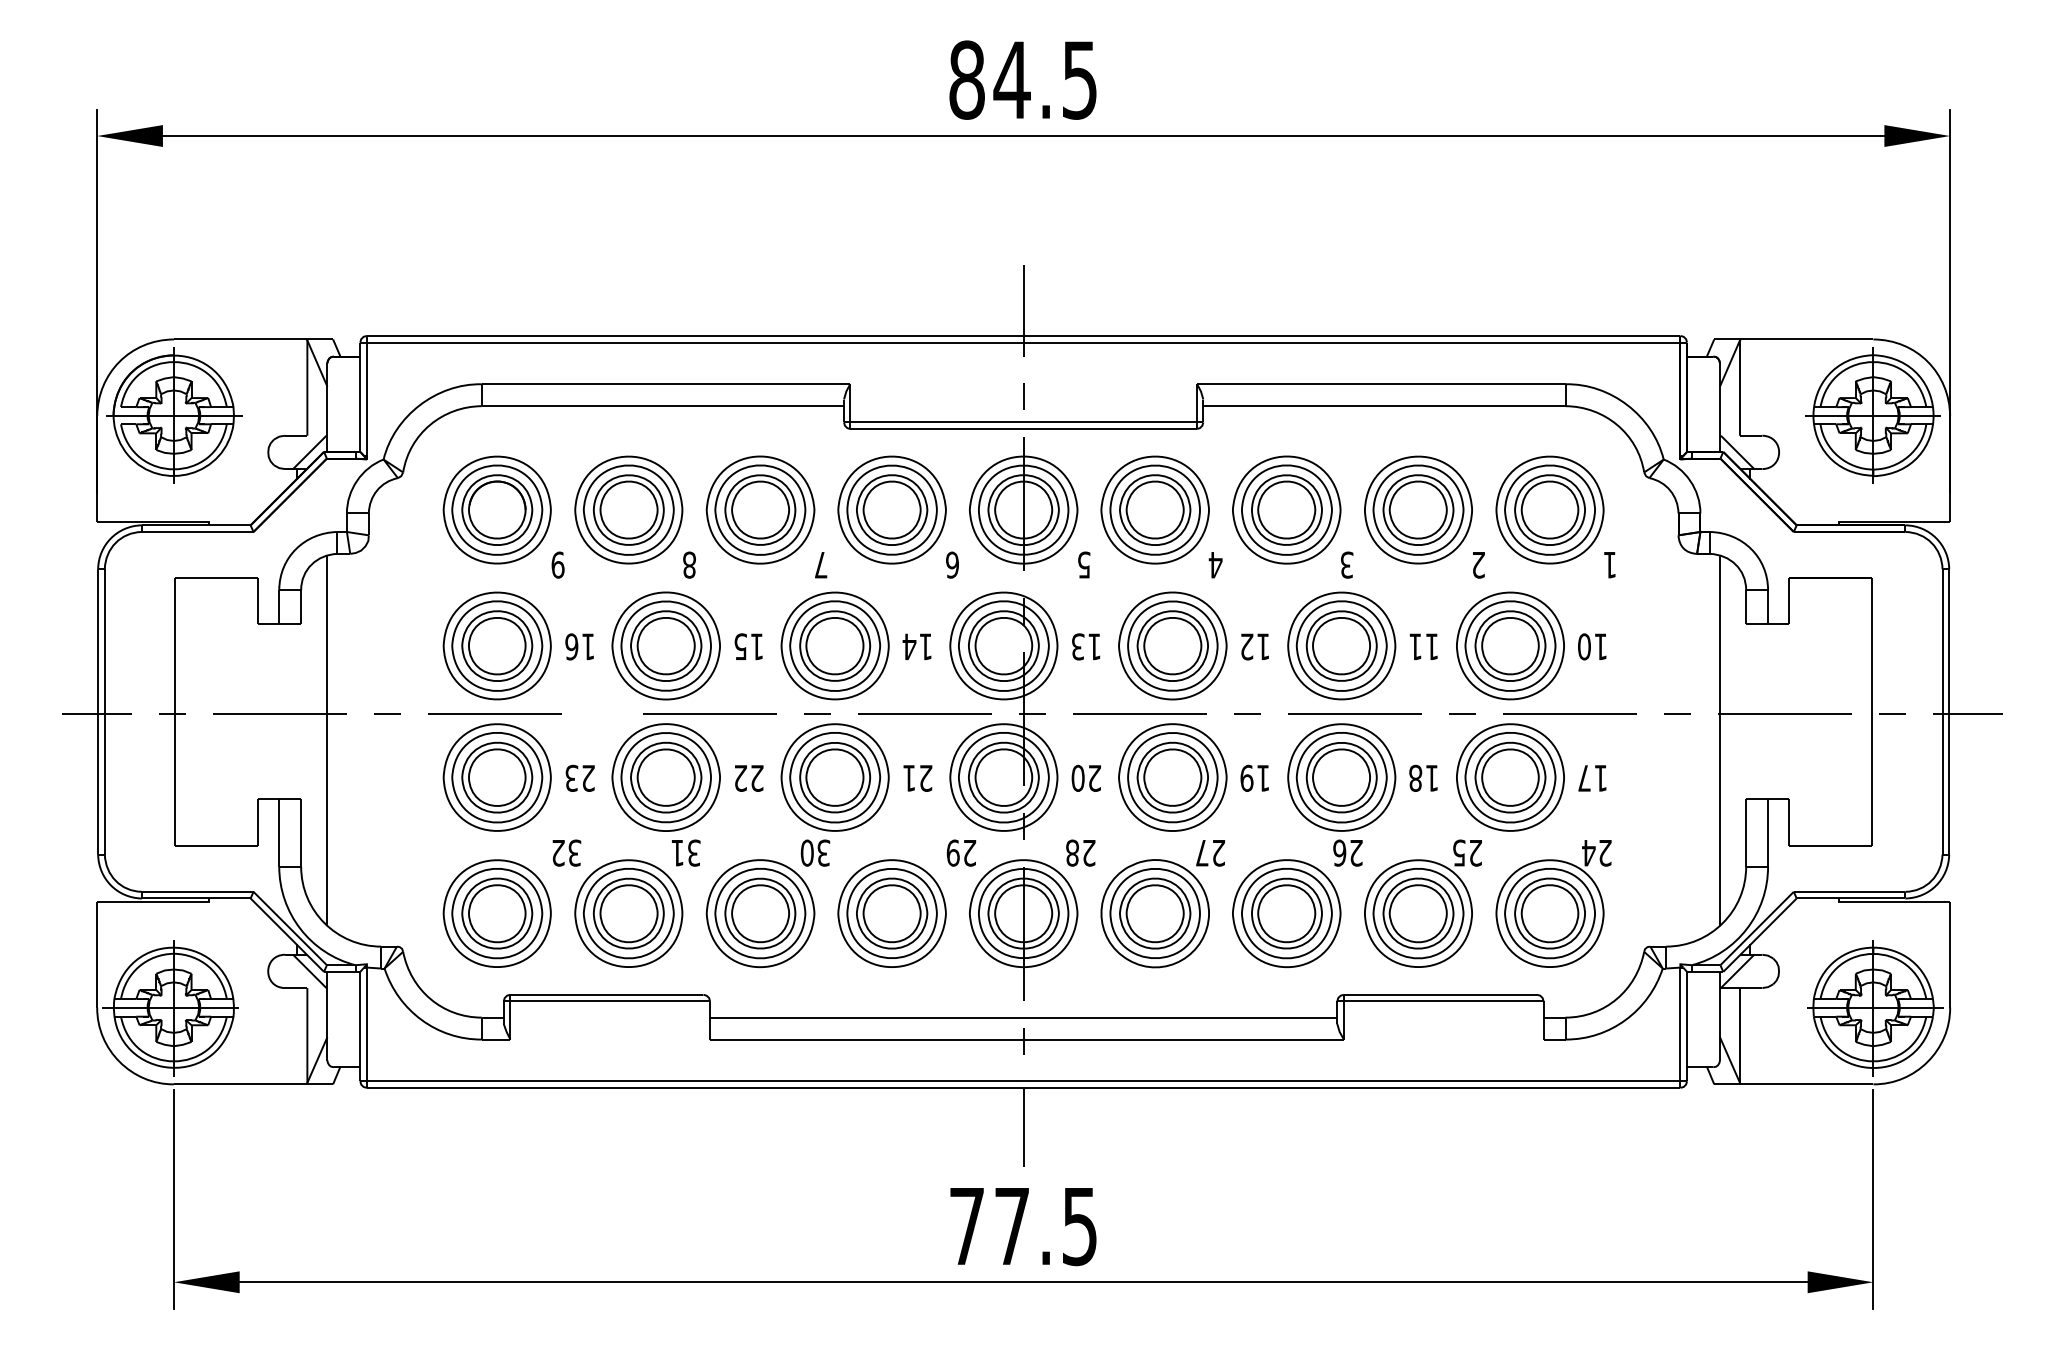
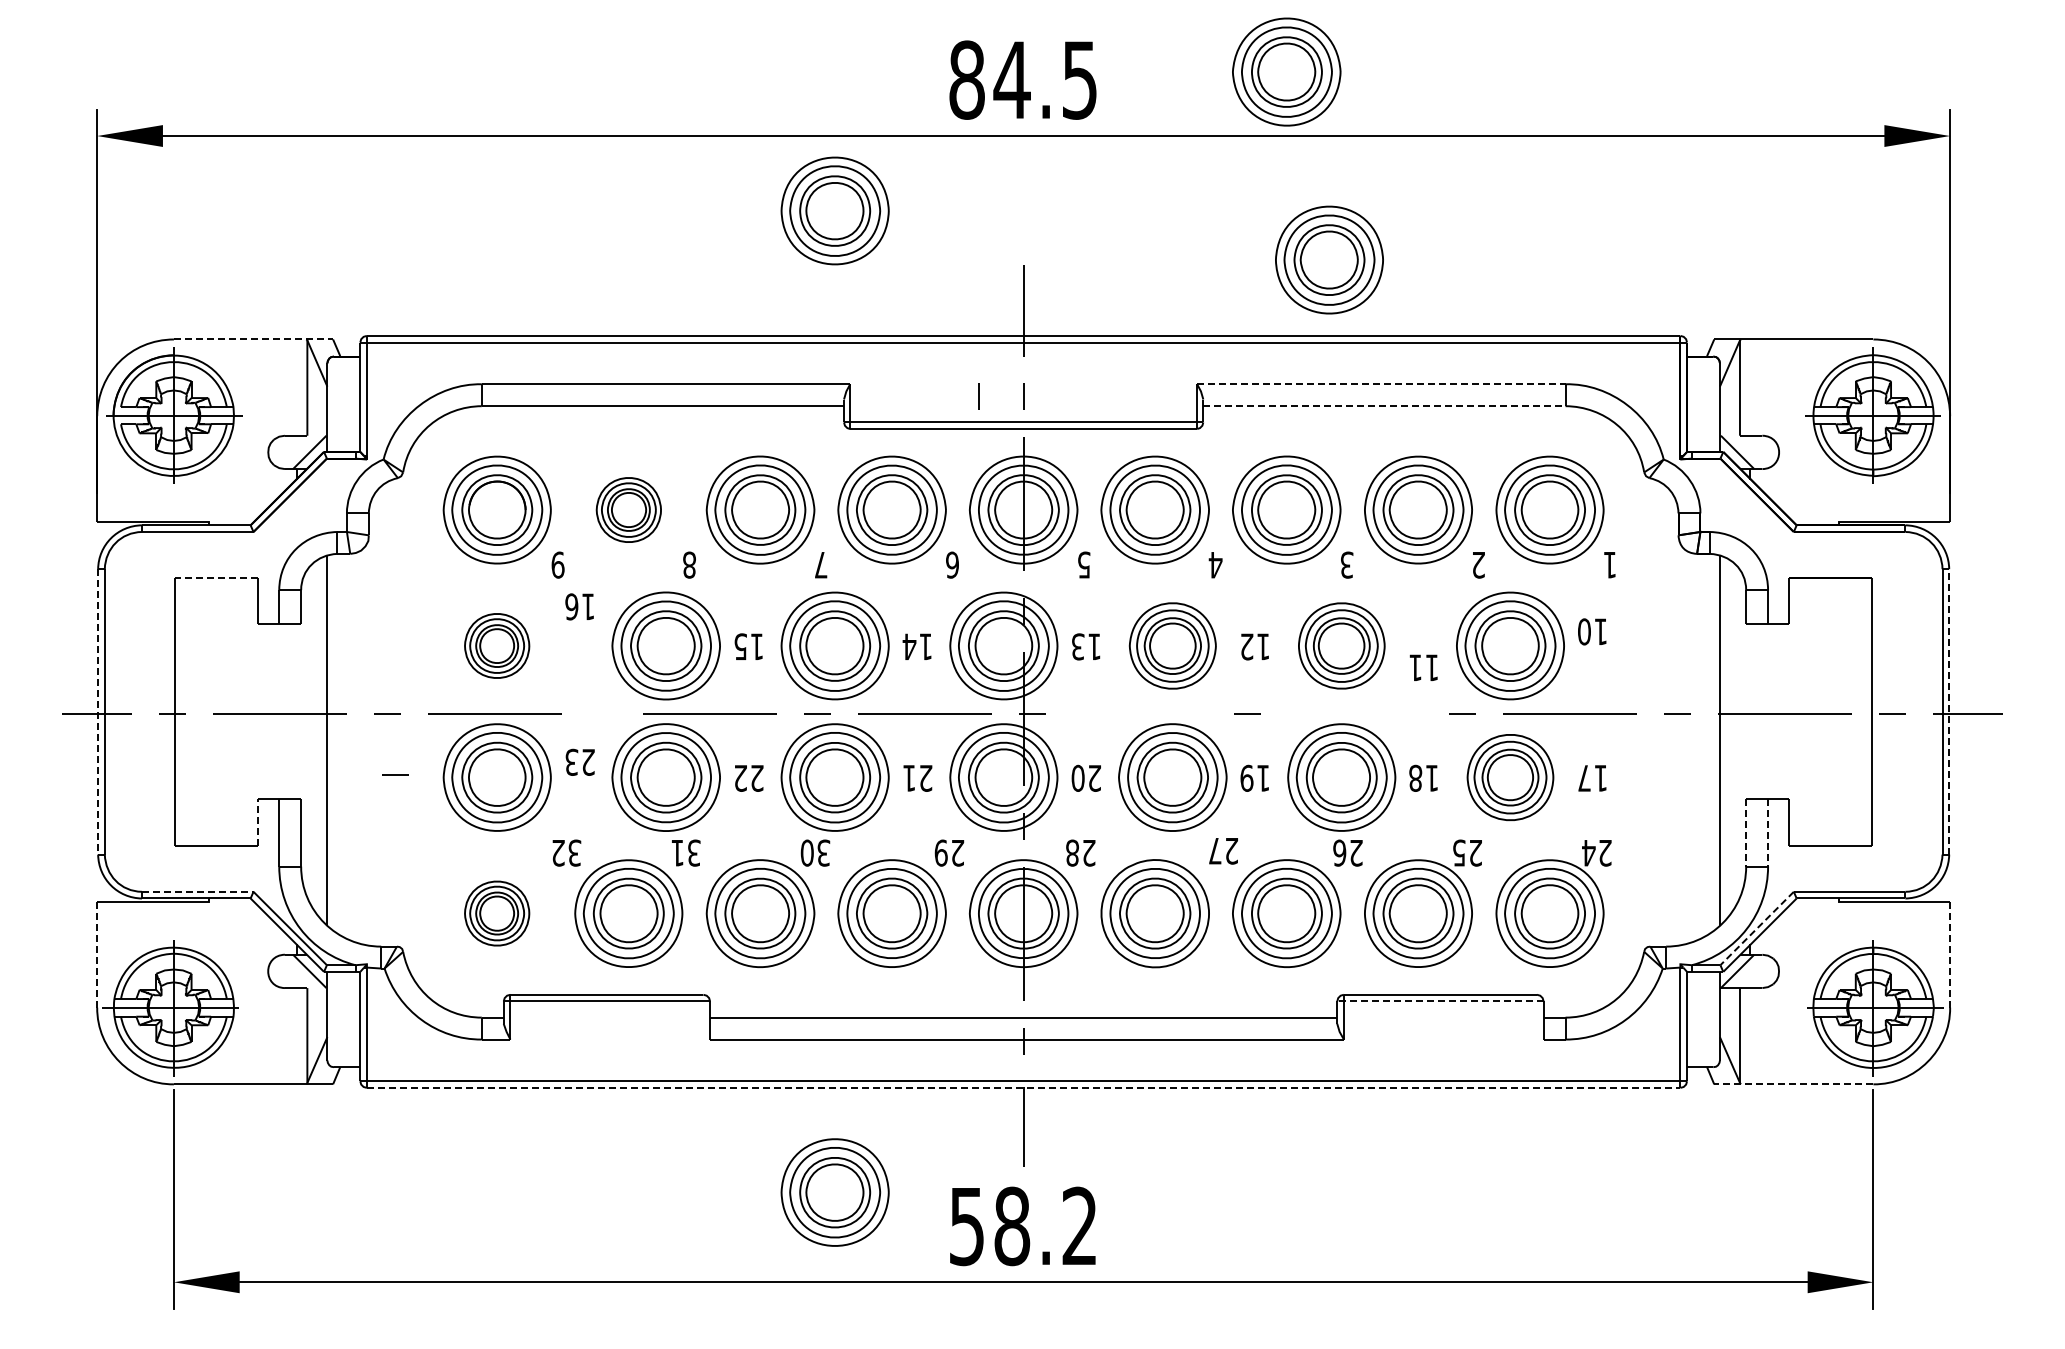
part: none -> present (1286, 71)
part: none -> present (834, 210)
part: none -> present (1329, 259)
line: solid -> dashed (253, 339)
line: solid -> dashed (1381, 384)
line: none -> present (978, 396)
line: solid -> dashed (1384, 406)
part size: 110x110 px -> 67x66 px (628, 509)
line: solid -> dashed (216, 578)
part size: 110x110 px -> 67x66 px (497, 645)
part size: 110x110 px -> 89x88 px (1172, 645)
part size: 110x110 px -> 88x88 px (1341, 645)
text position: (579, 646) -> (579, 606) (579, 606)
text position: (1423, 646) -> (1423, 667) (1423, 667)
text position: (1592, 646) -> (1592, 631) (1592, 631)
line: solid -> dashed (98, 711)
line: solid -> dashed (1949, 711)
line: present -> none (1139, 713)
line: present -> none (1354, 713)
line: none -> present (395, 774)
text position: (579, 777) -> (579, 761) (579, 761)
part size: 109x109 px -> 89x88 px (1510, 777)
line: solid -> dashed (258, 821)
line: solid -> dashed (1746, 832)
line: solid -> dashed (1768, 832)
text position: (961, 852) -> (949, 852) (949, 852)
text position: (1210, 853) -> (1223, 851) (1223, 851)
line: solid -> dashed (197, 891)
part size: 110x109 px -> 67x67 px (497, 913)
line: solid -> dashed (1757, 928)
line: solid -> dashed (97, 954)
line: solid -> dashed (1950, 954)
line: solid -> dashed (1439, 1001)
line: solid -> dashed (1793, 1084)
line: solid -> dashed (1023, 1087)
part: none -> present (834, 1192)
text: 77.5 -> 58.2 (1023, 1226)
